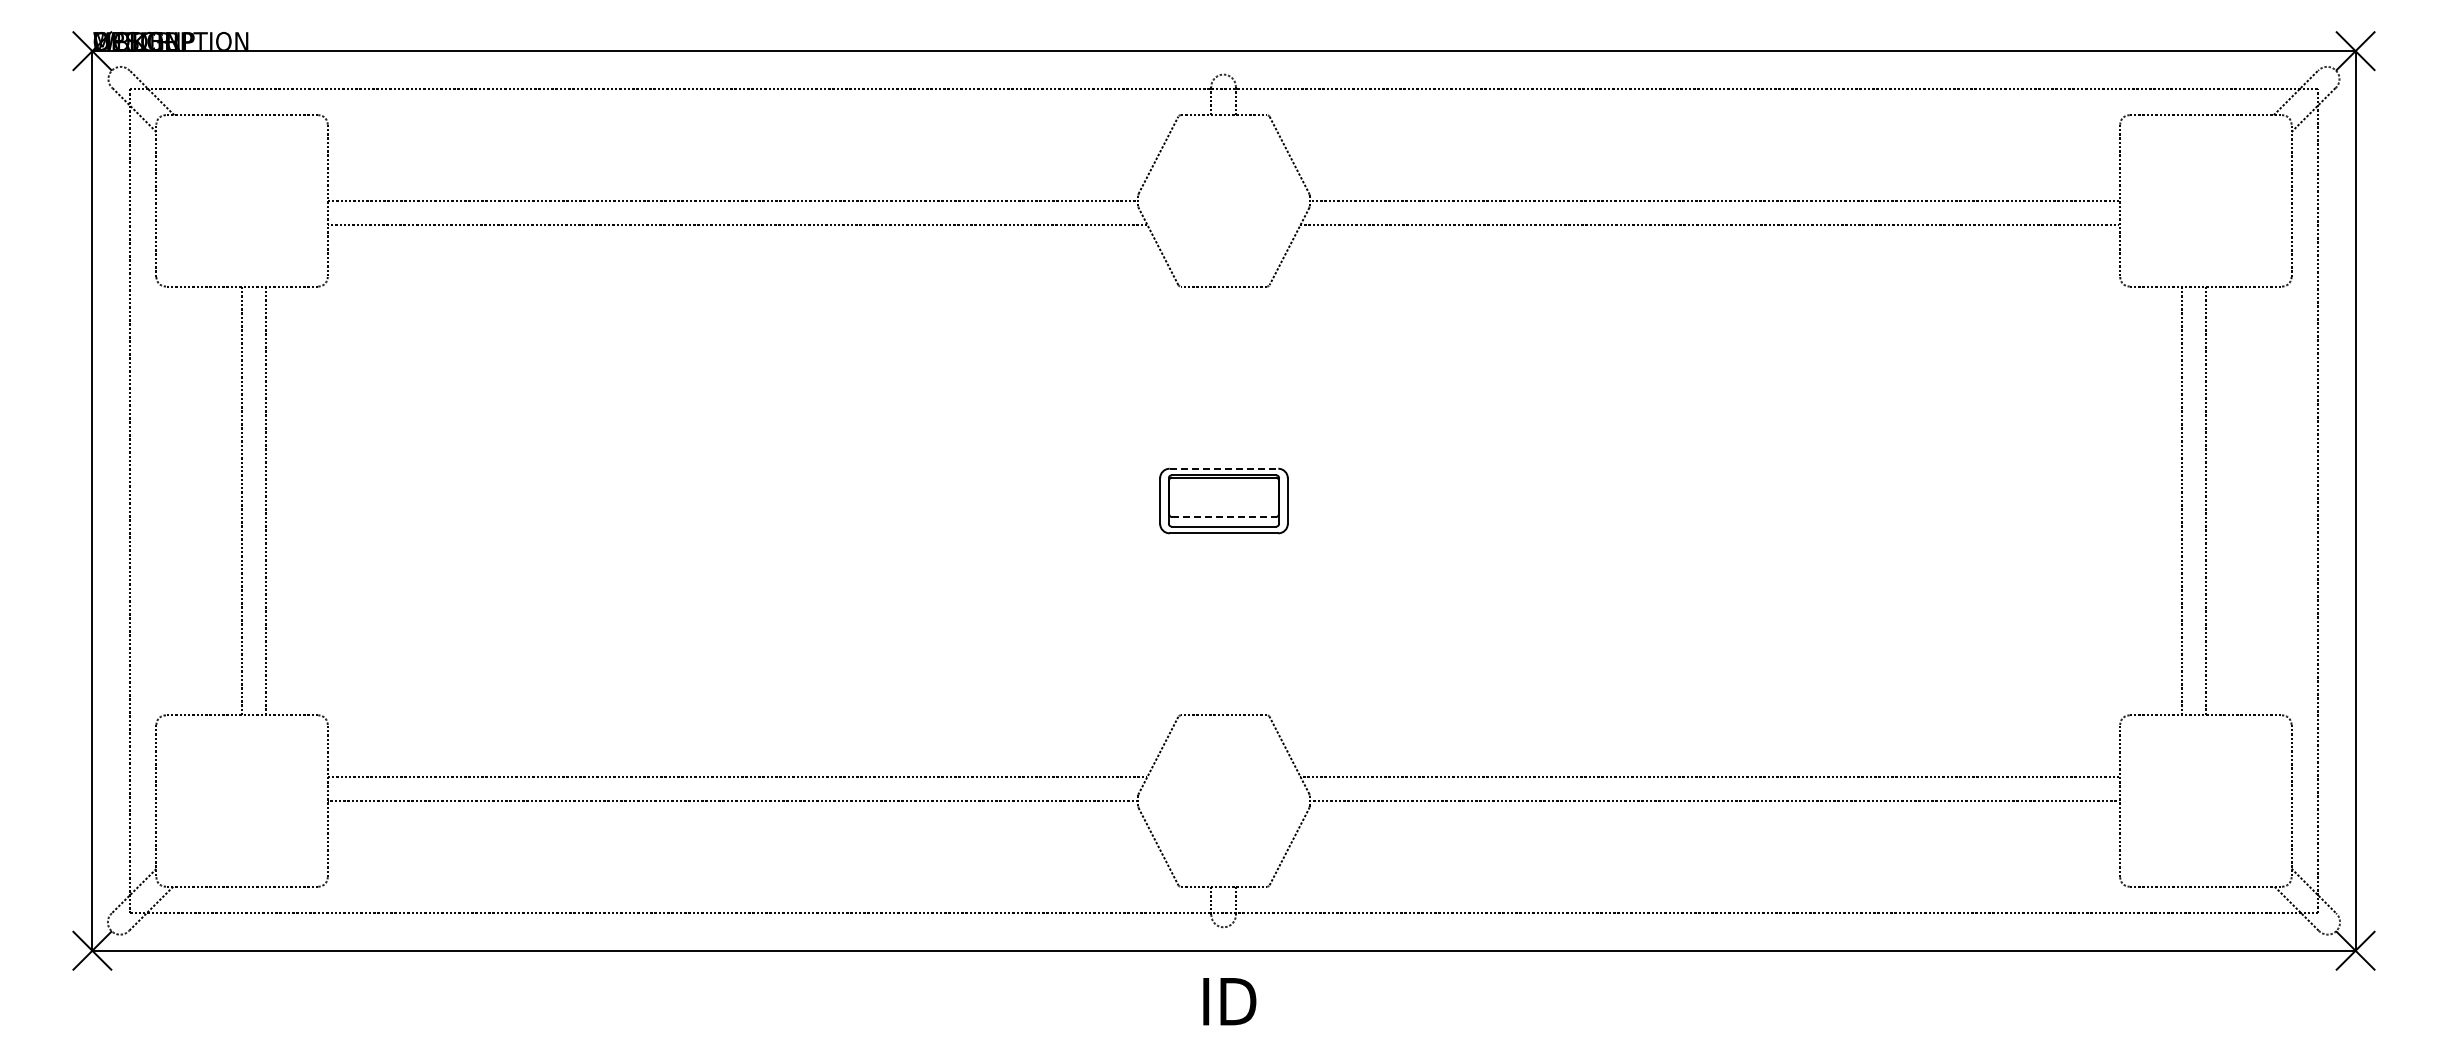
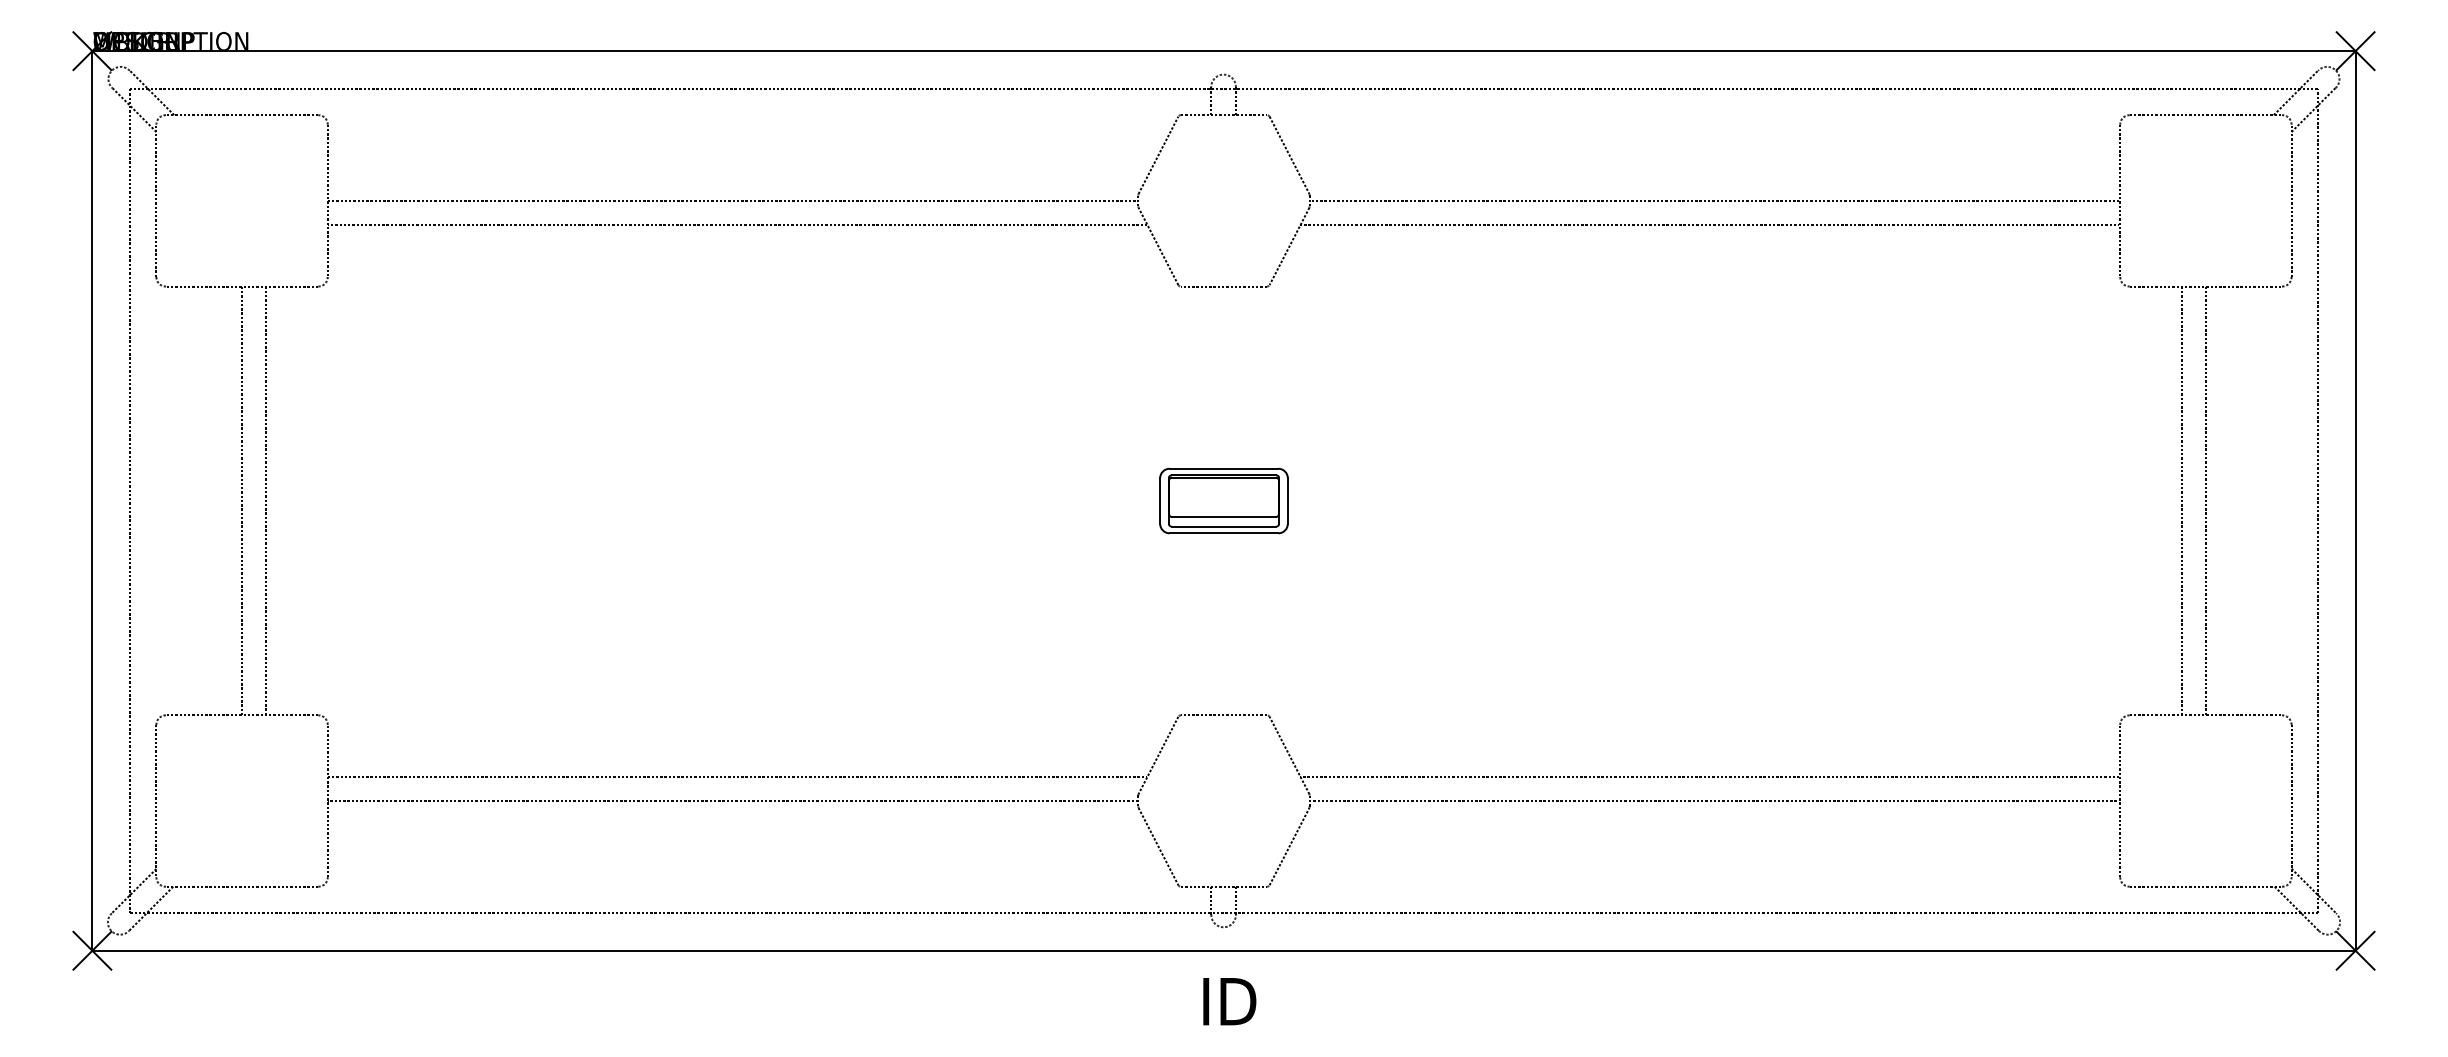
line: dashed -> solid (1224, 468)
line: dashed -> solid (1224, 517)
